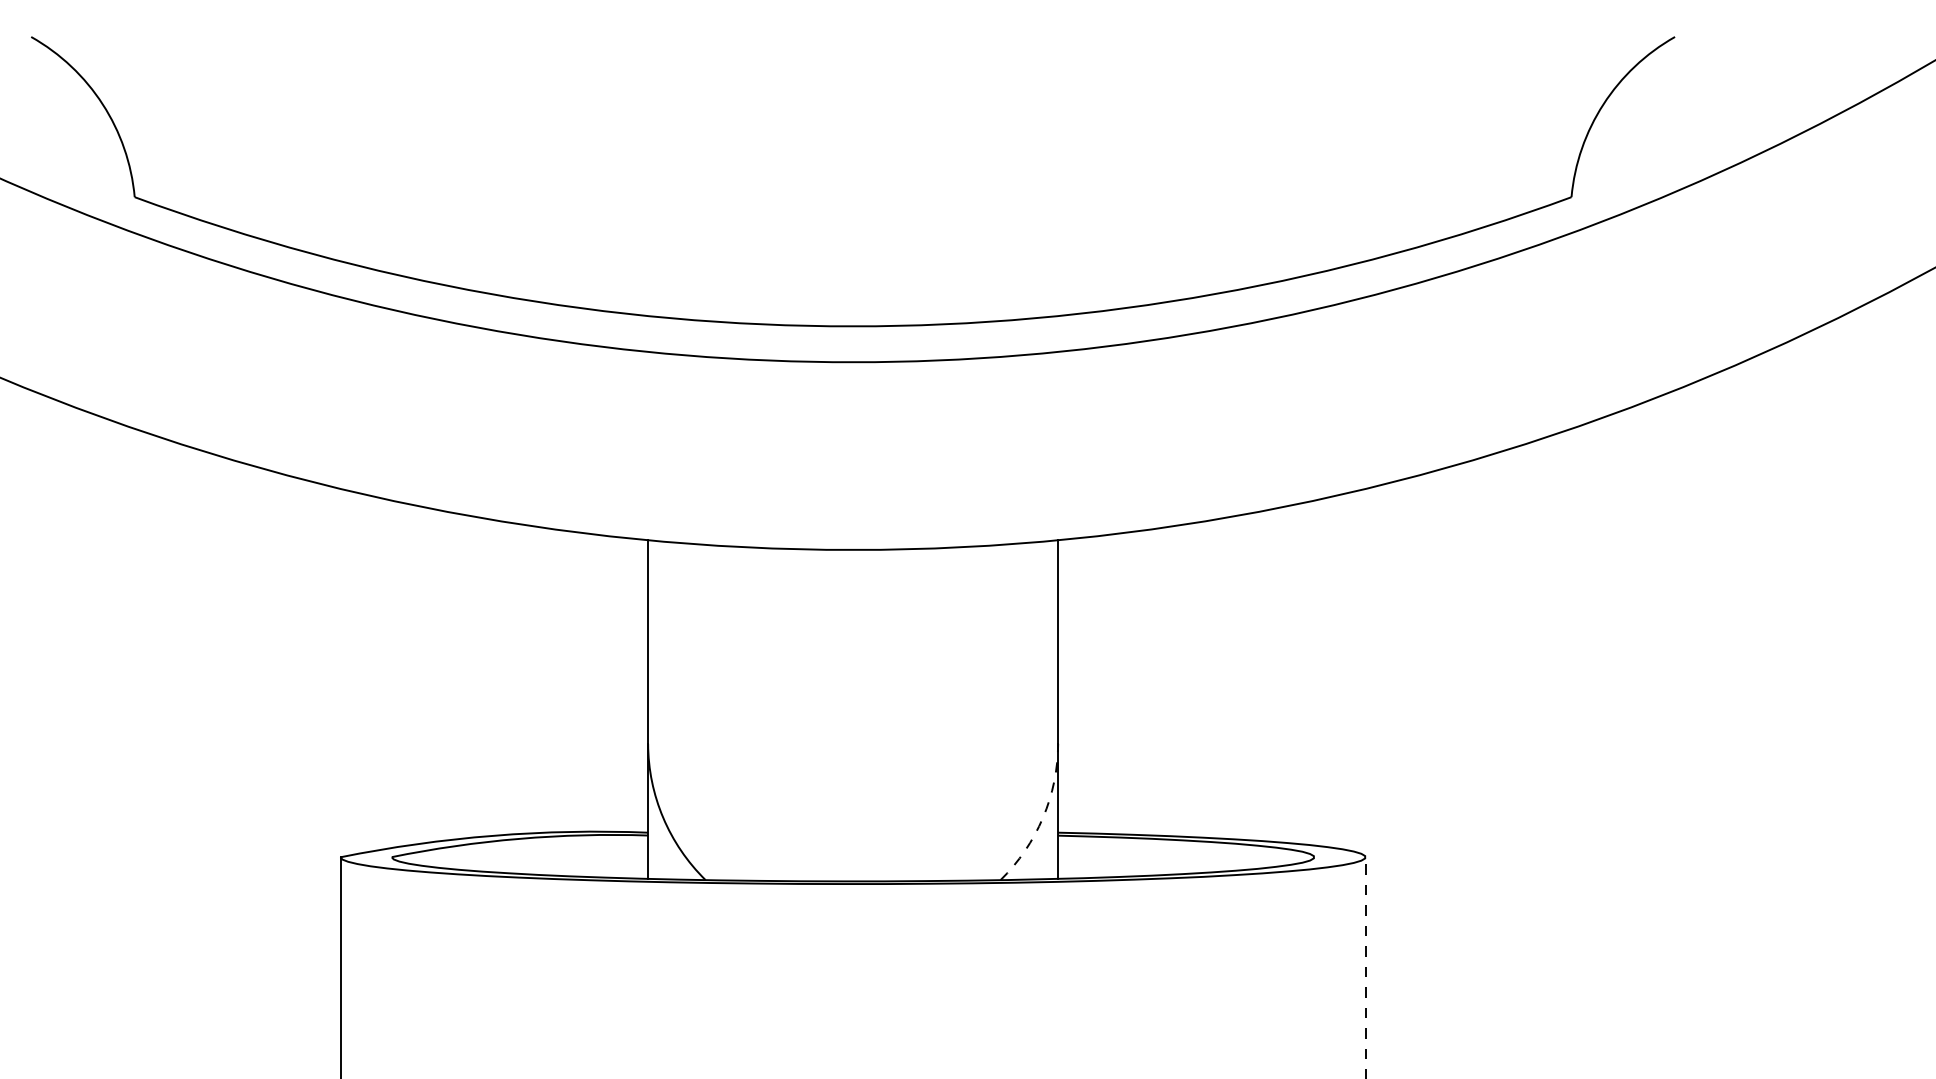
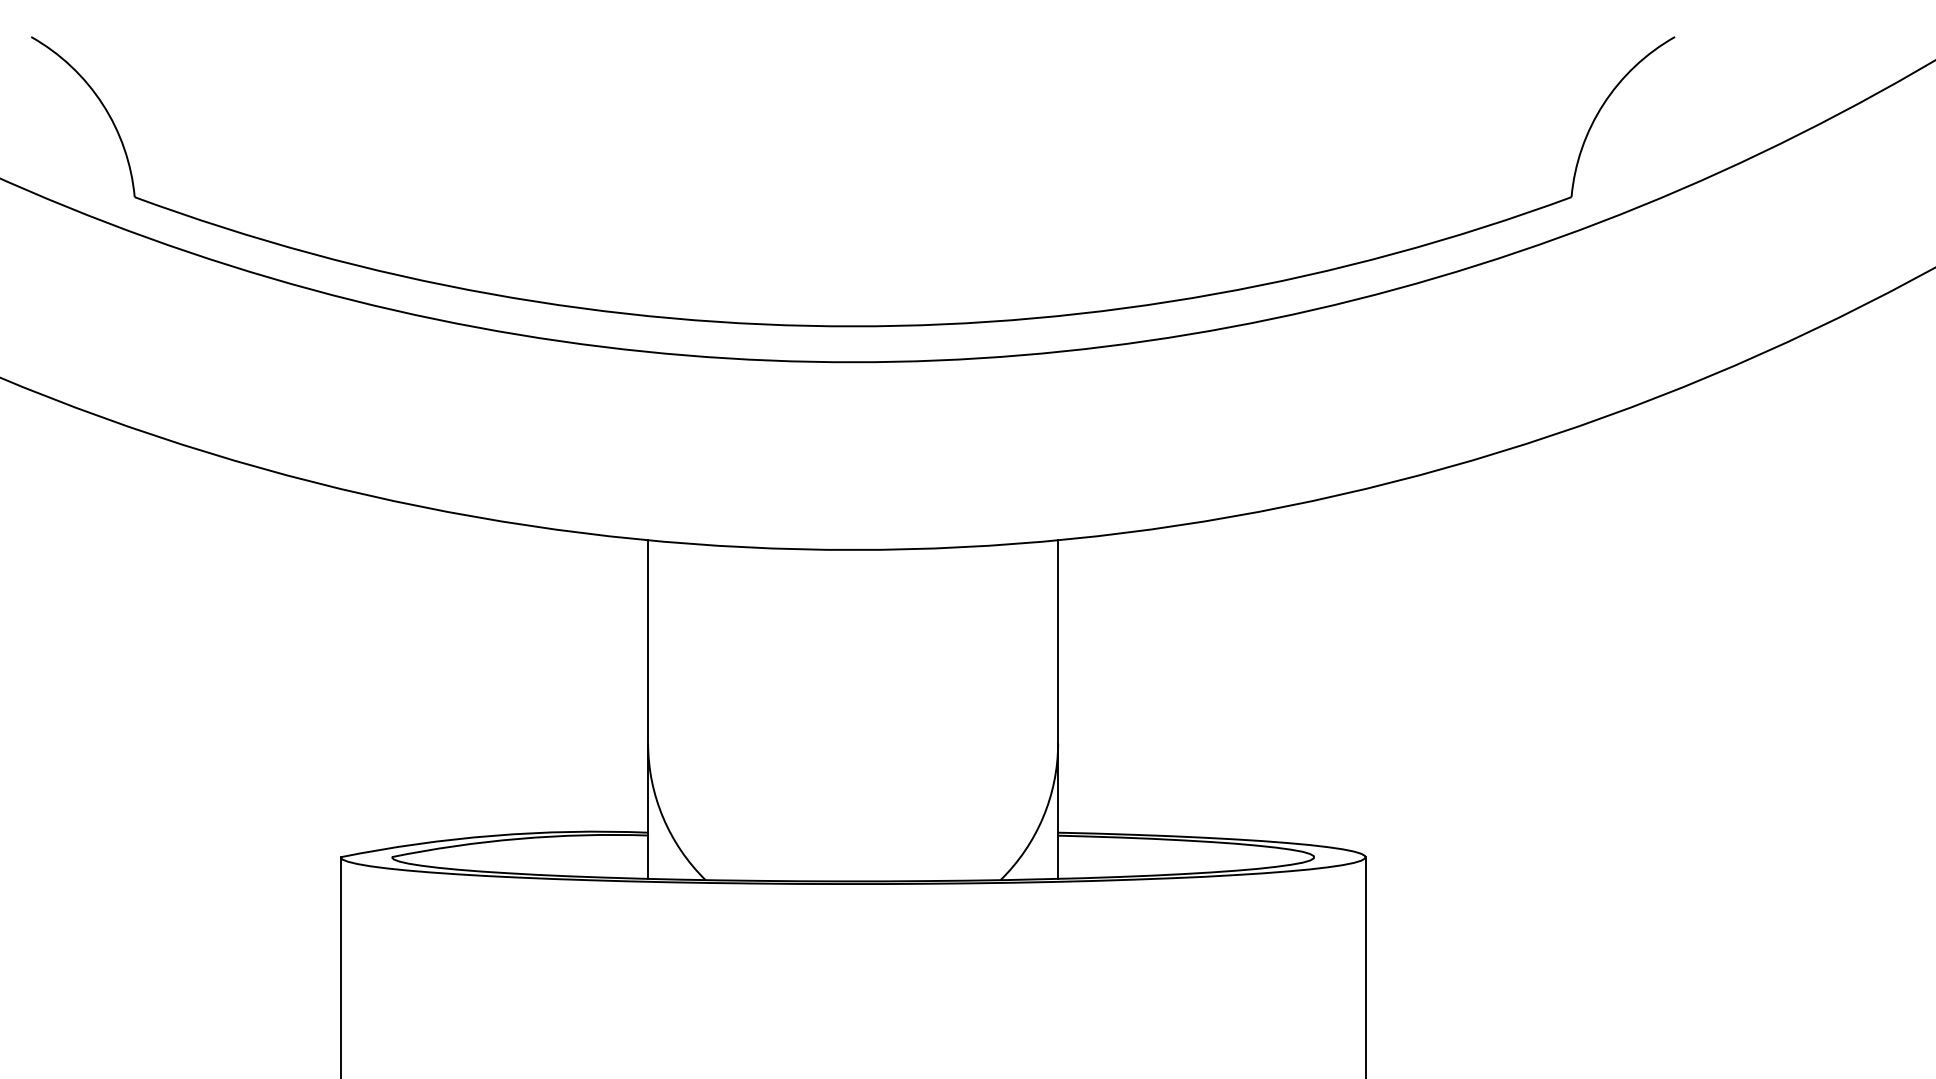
arc: dashed -> solid (1043, 817)
line: dashed -> solid (1365, 967)
